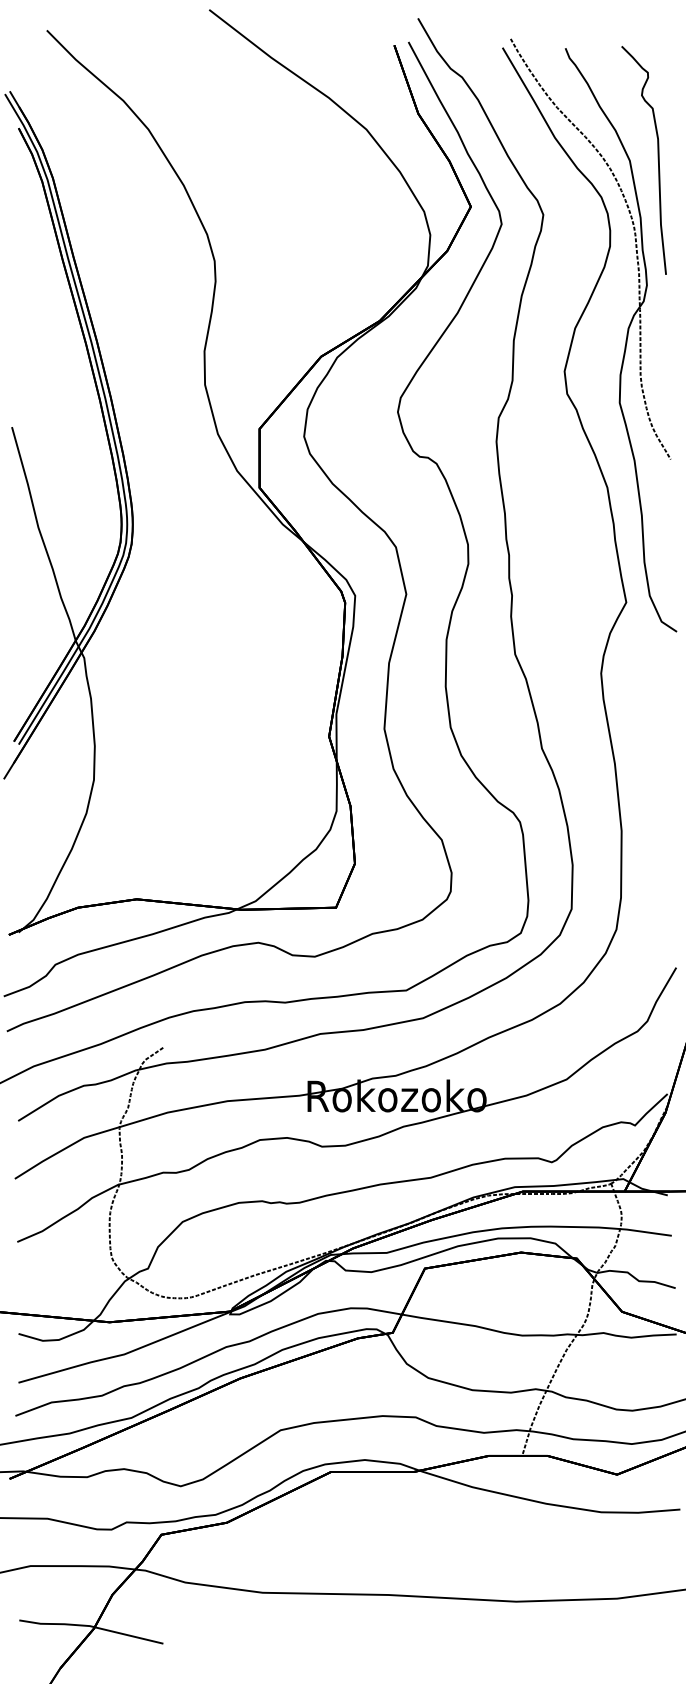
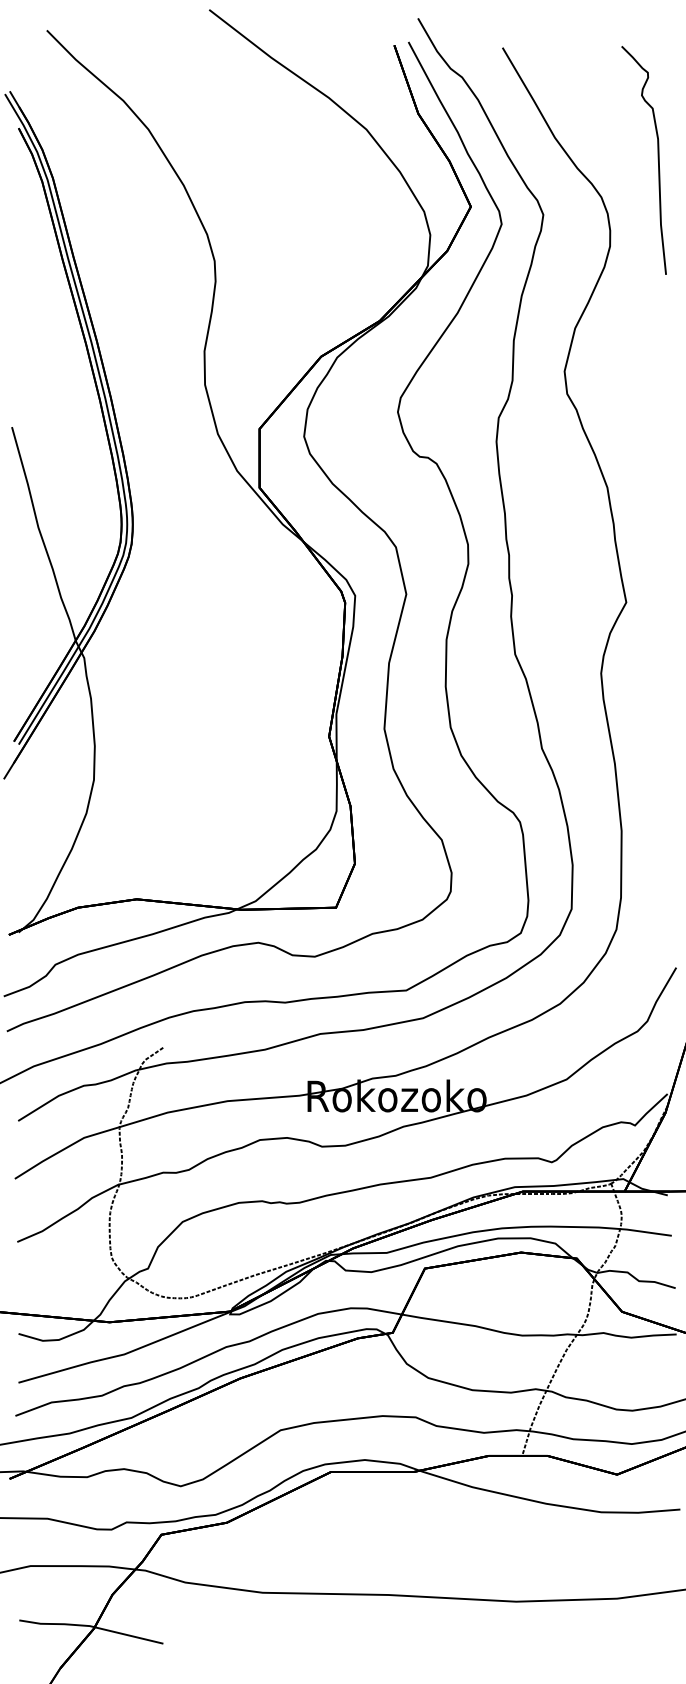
part: present -> none (625, 340)
